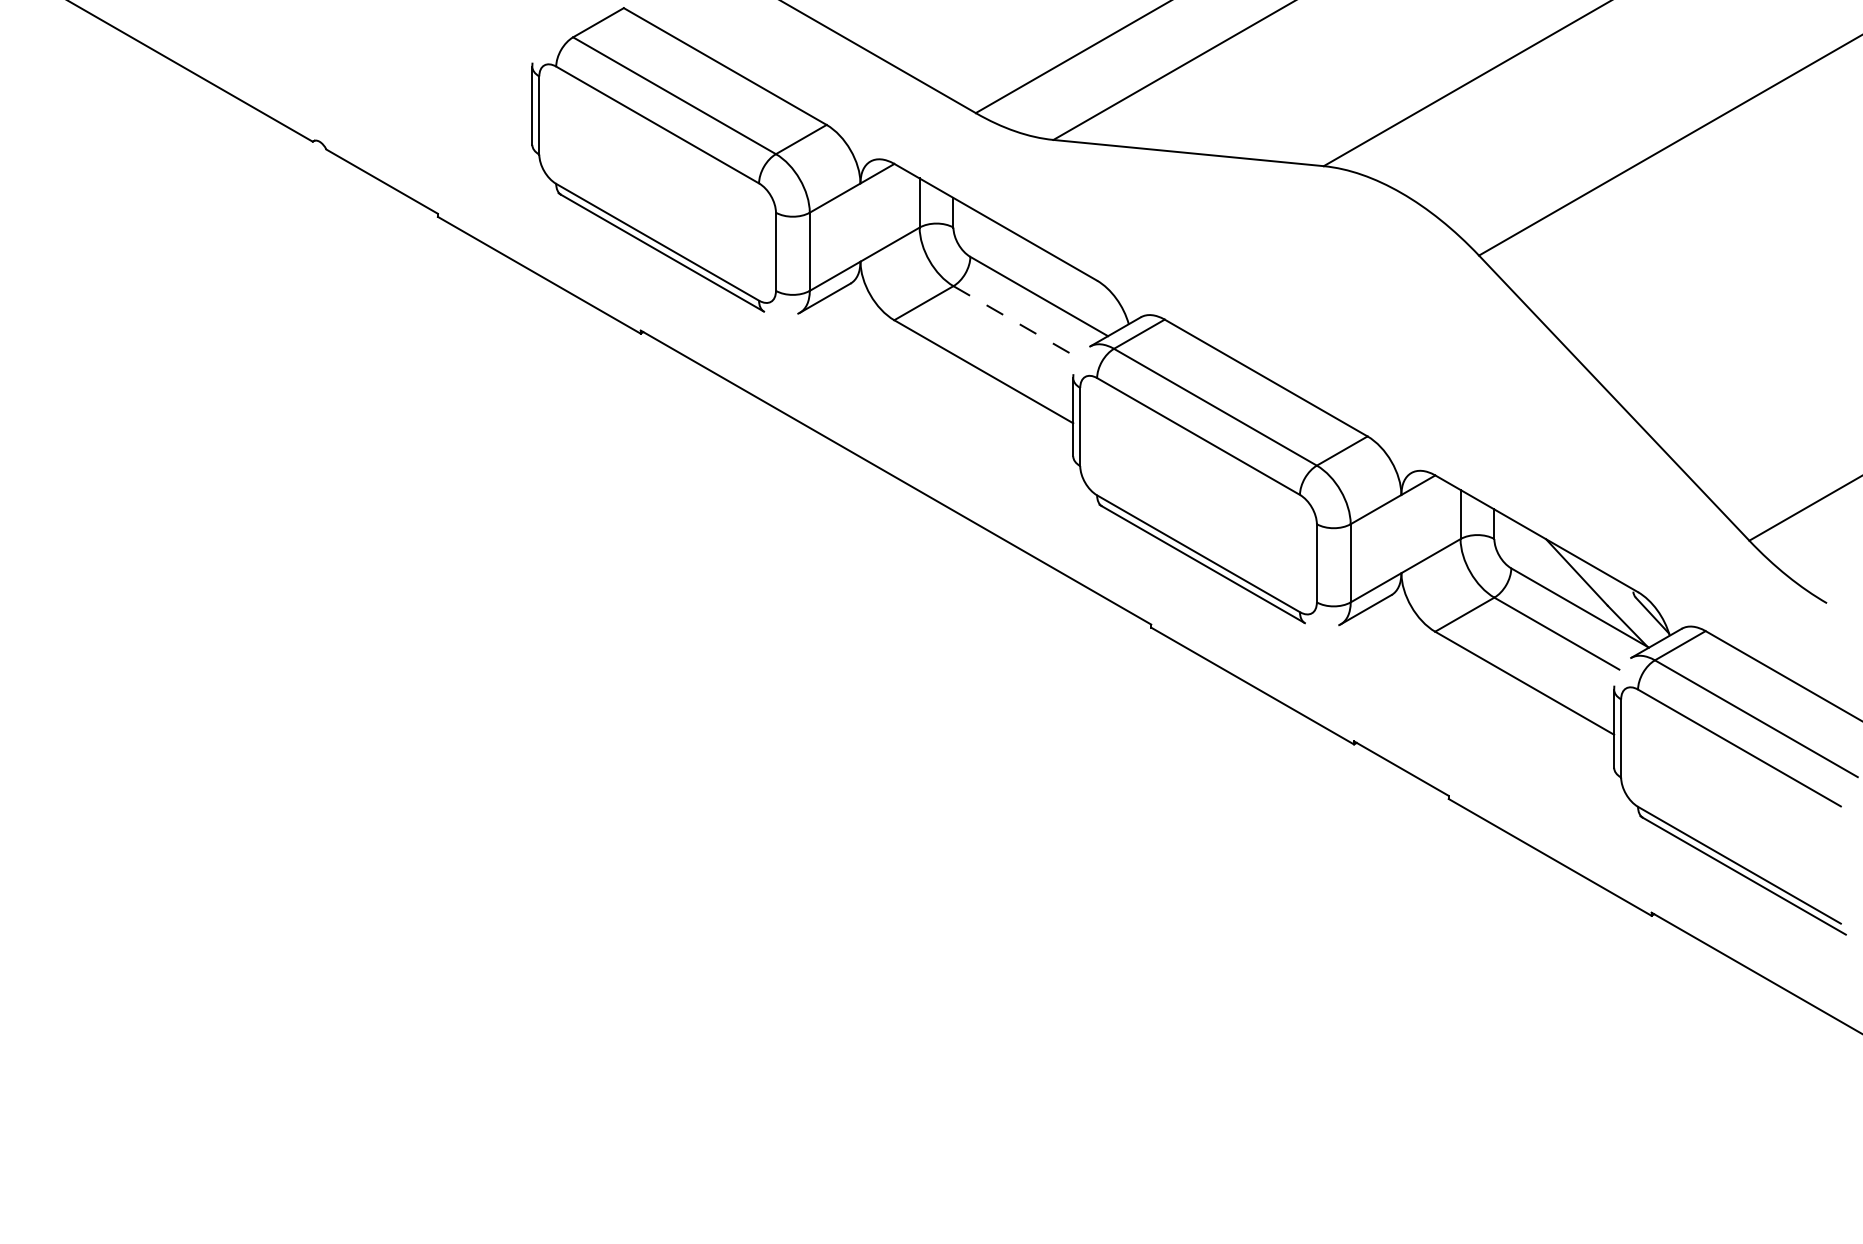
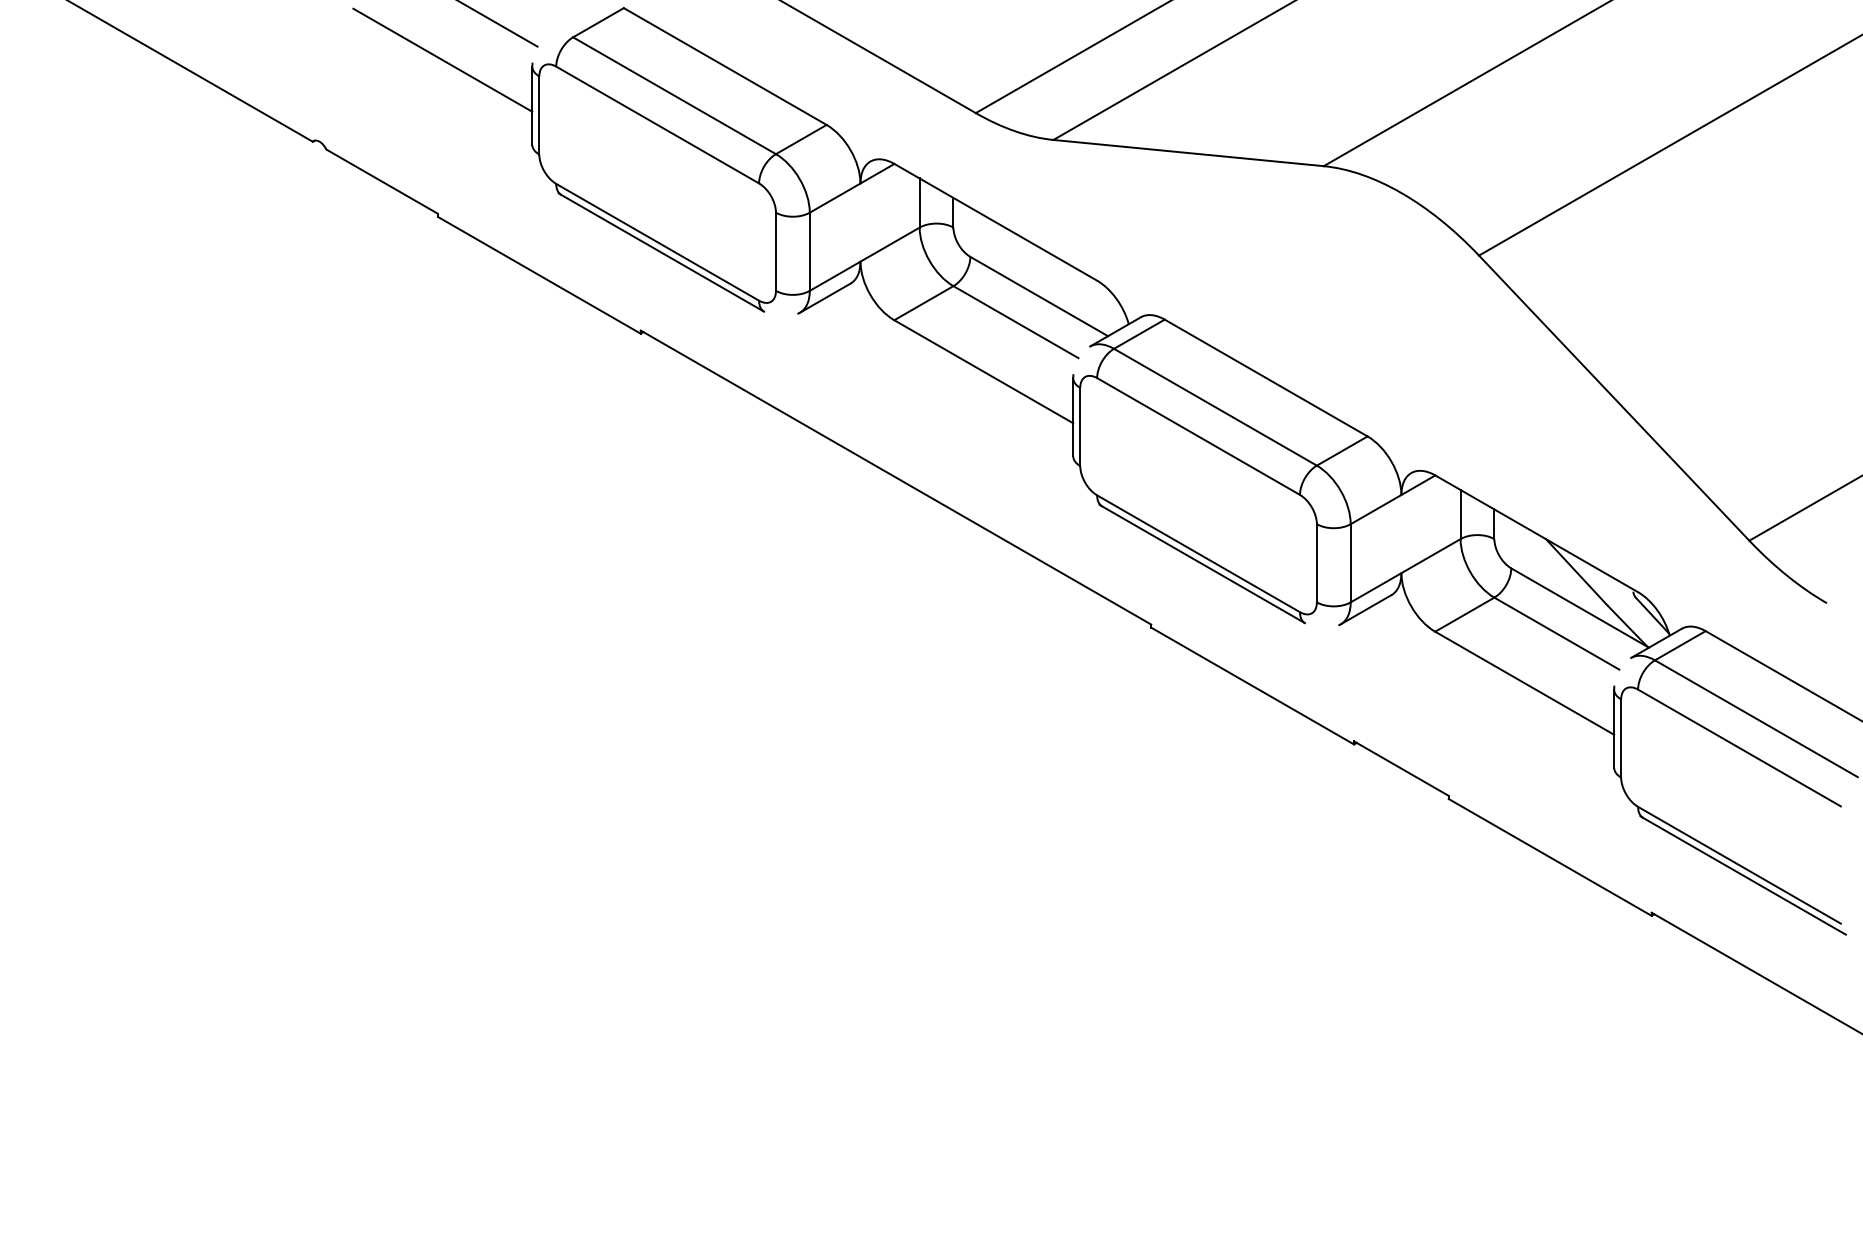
line: none -> present (498, 24)
line: none -> present (442, 59)
line: dashed -> solid (1016, 322)
